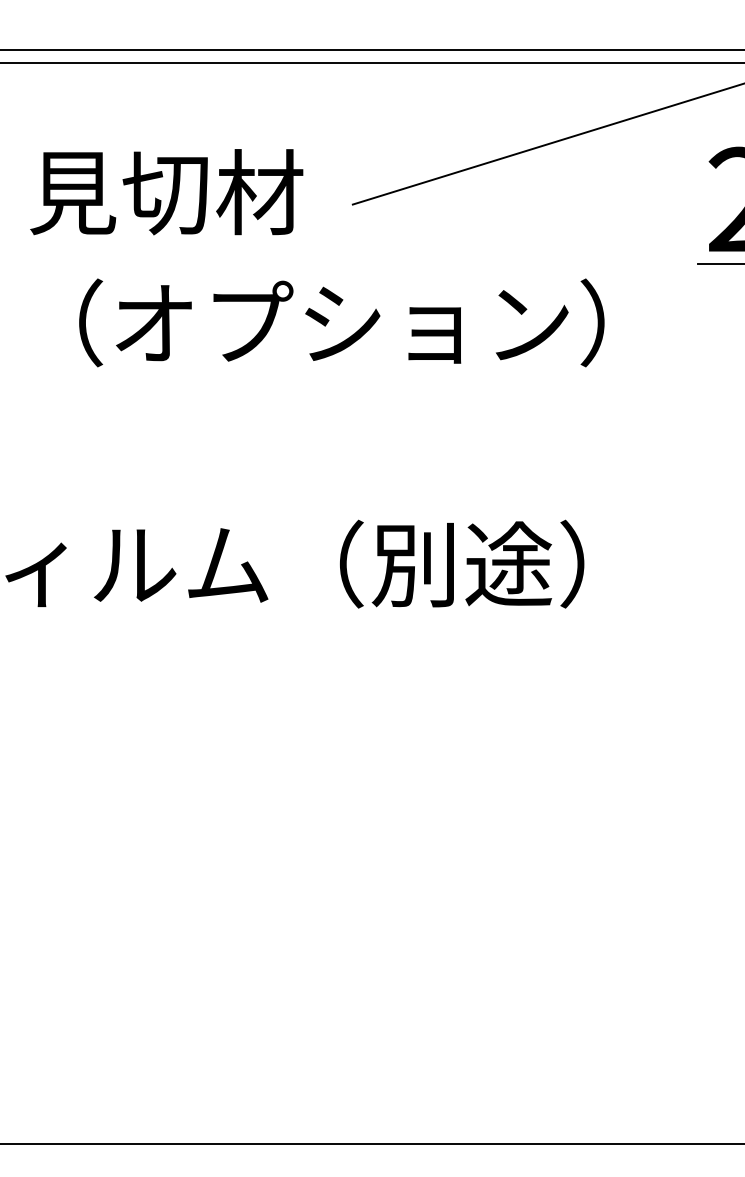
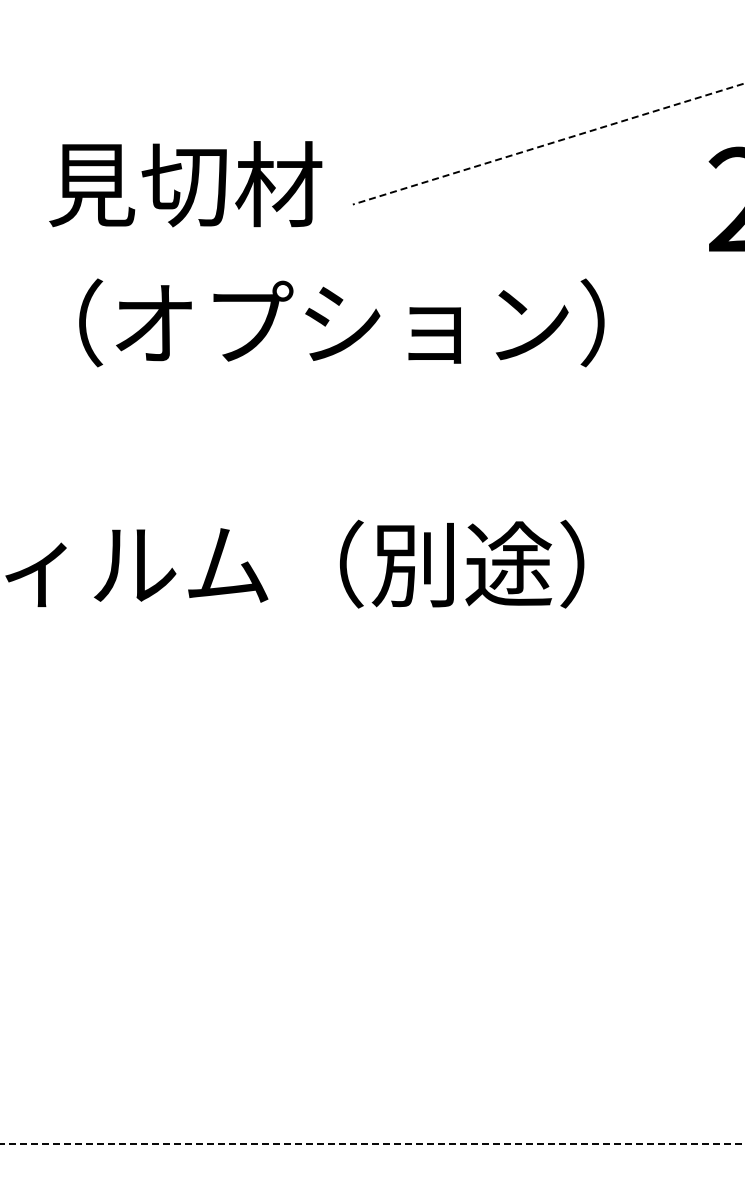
line: present -> none (371, 49)
line: present -> none (371, 62)
line: solid -> dashed (548, 144)
text position: (166, 192) -> (185, 184) (185, 184)
line: present -> none (719, 264)
line: solid -> dashed (372, 1143)
